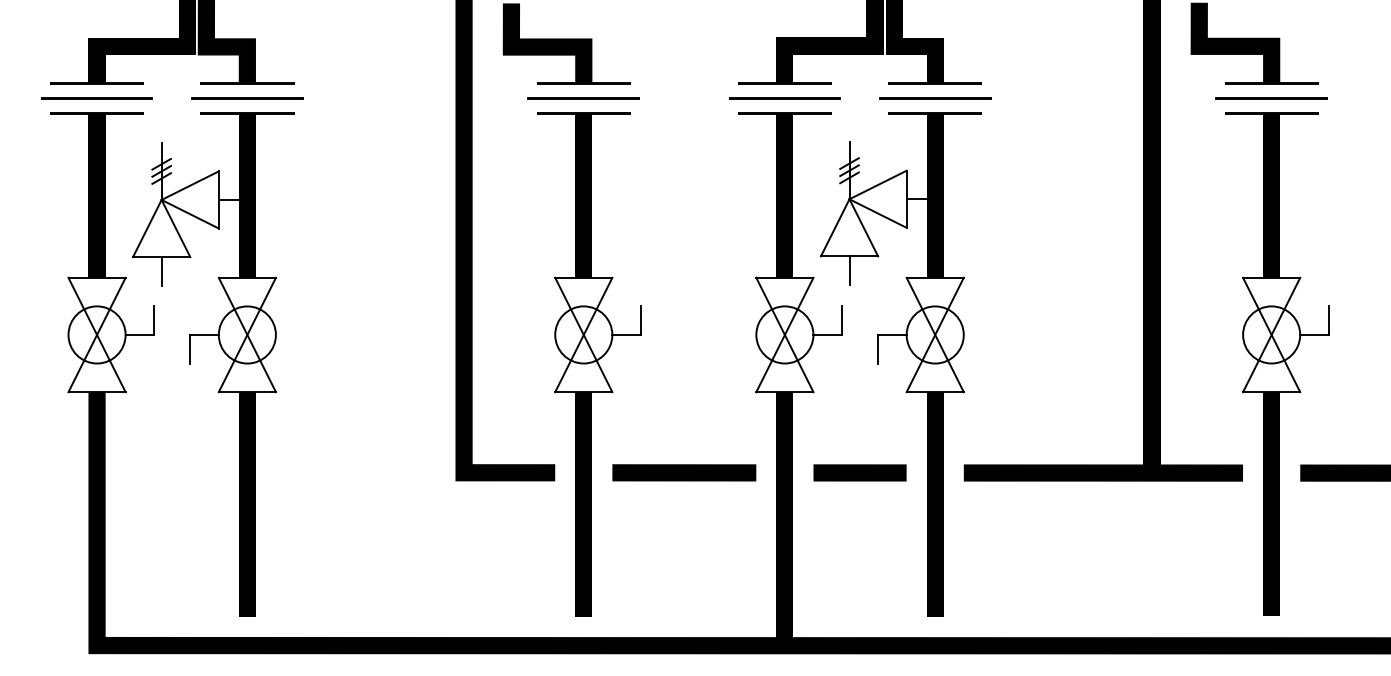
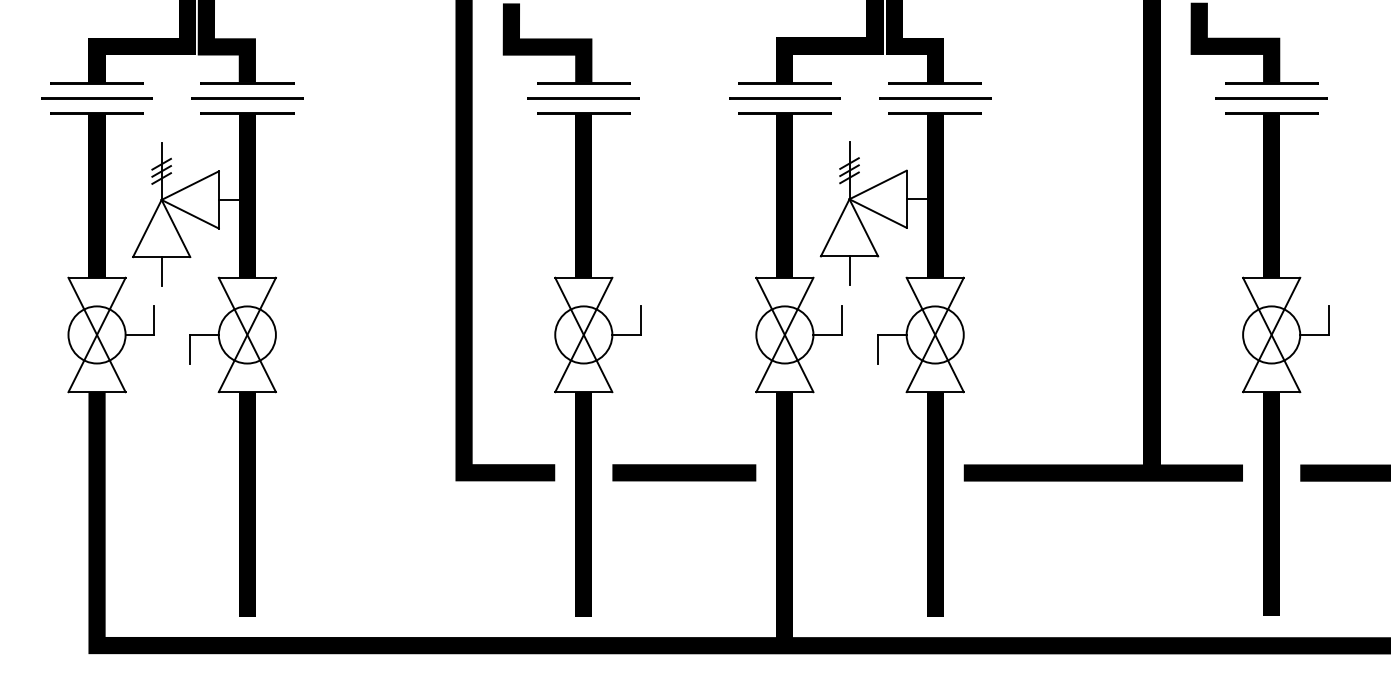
line: present -> none (859, 472)
